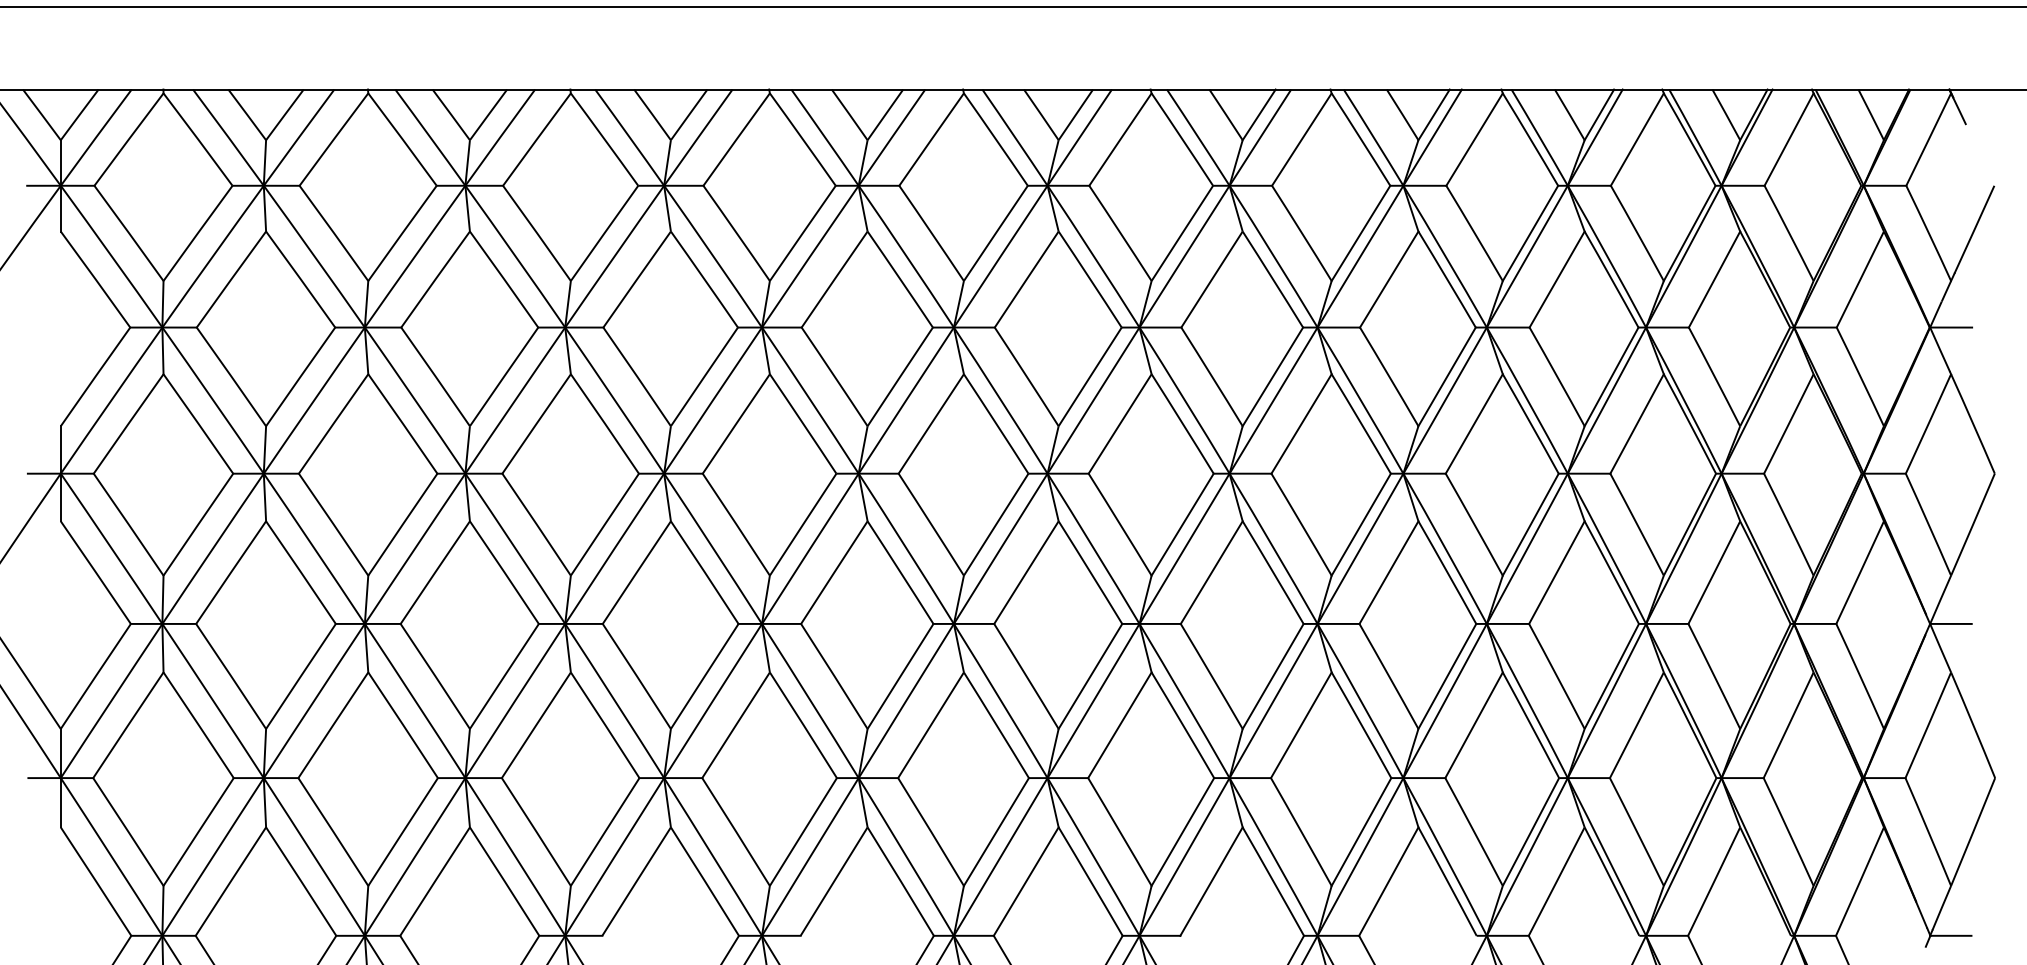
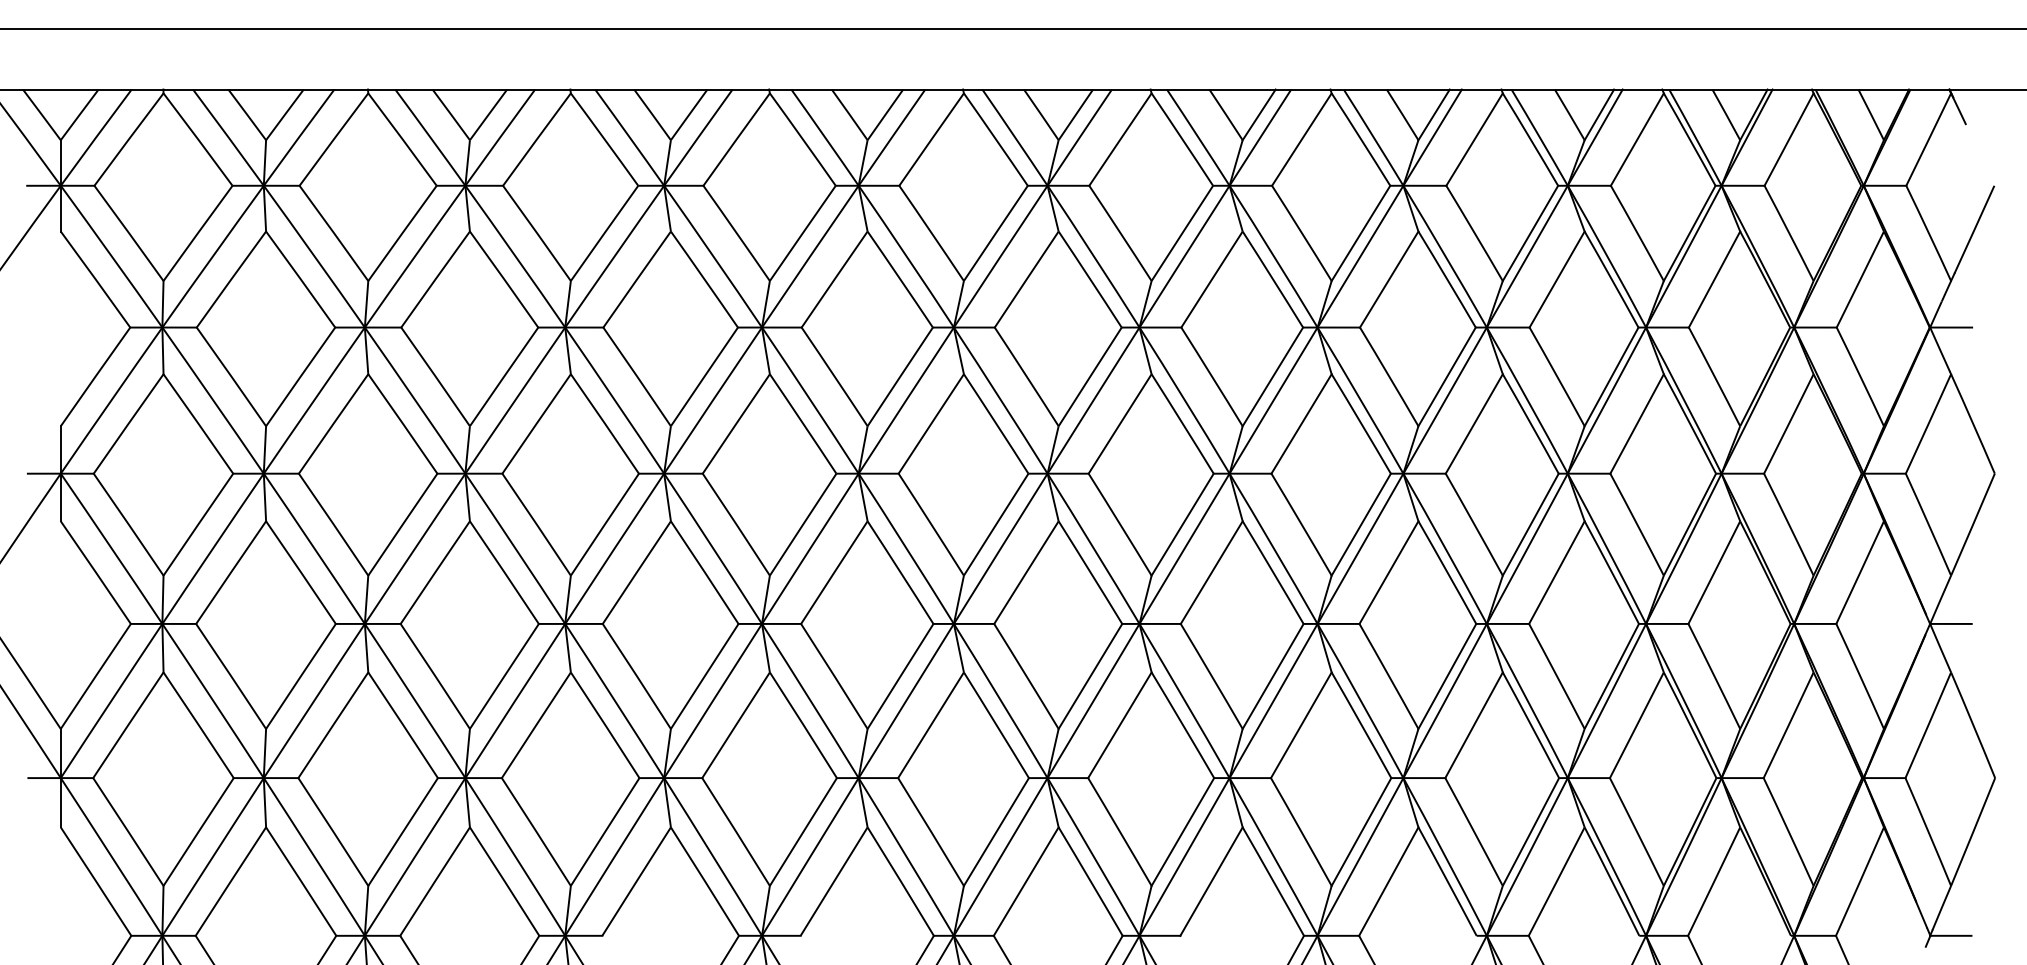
line position: (1012, 7) -> (1012, 29) (1012, 29)
